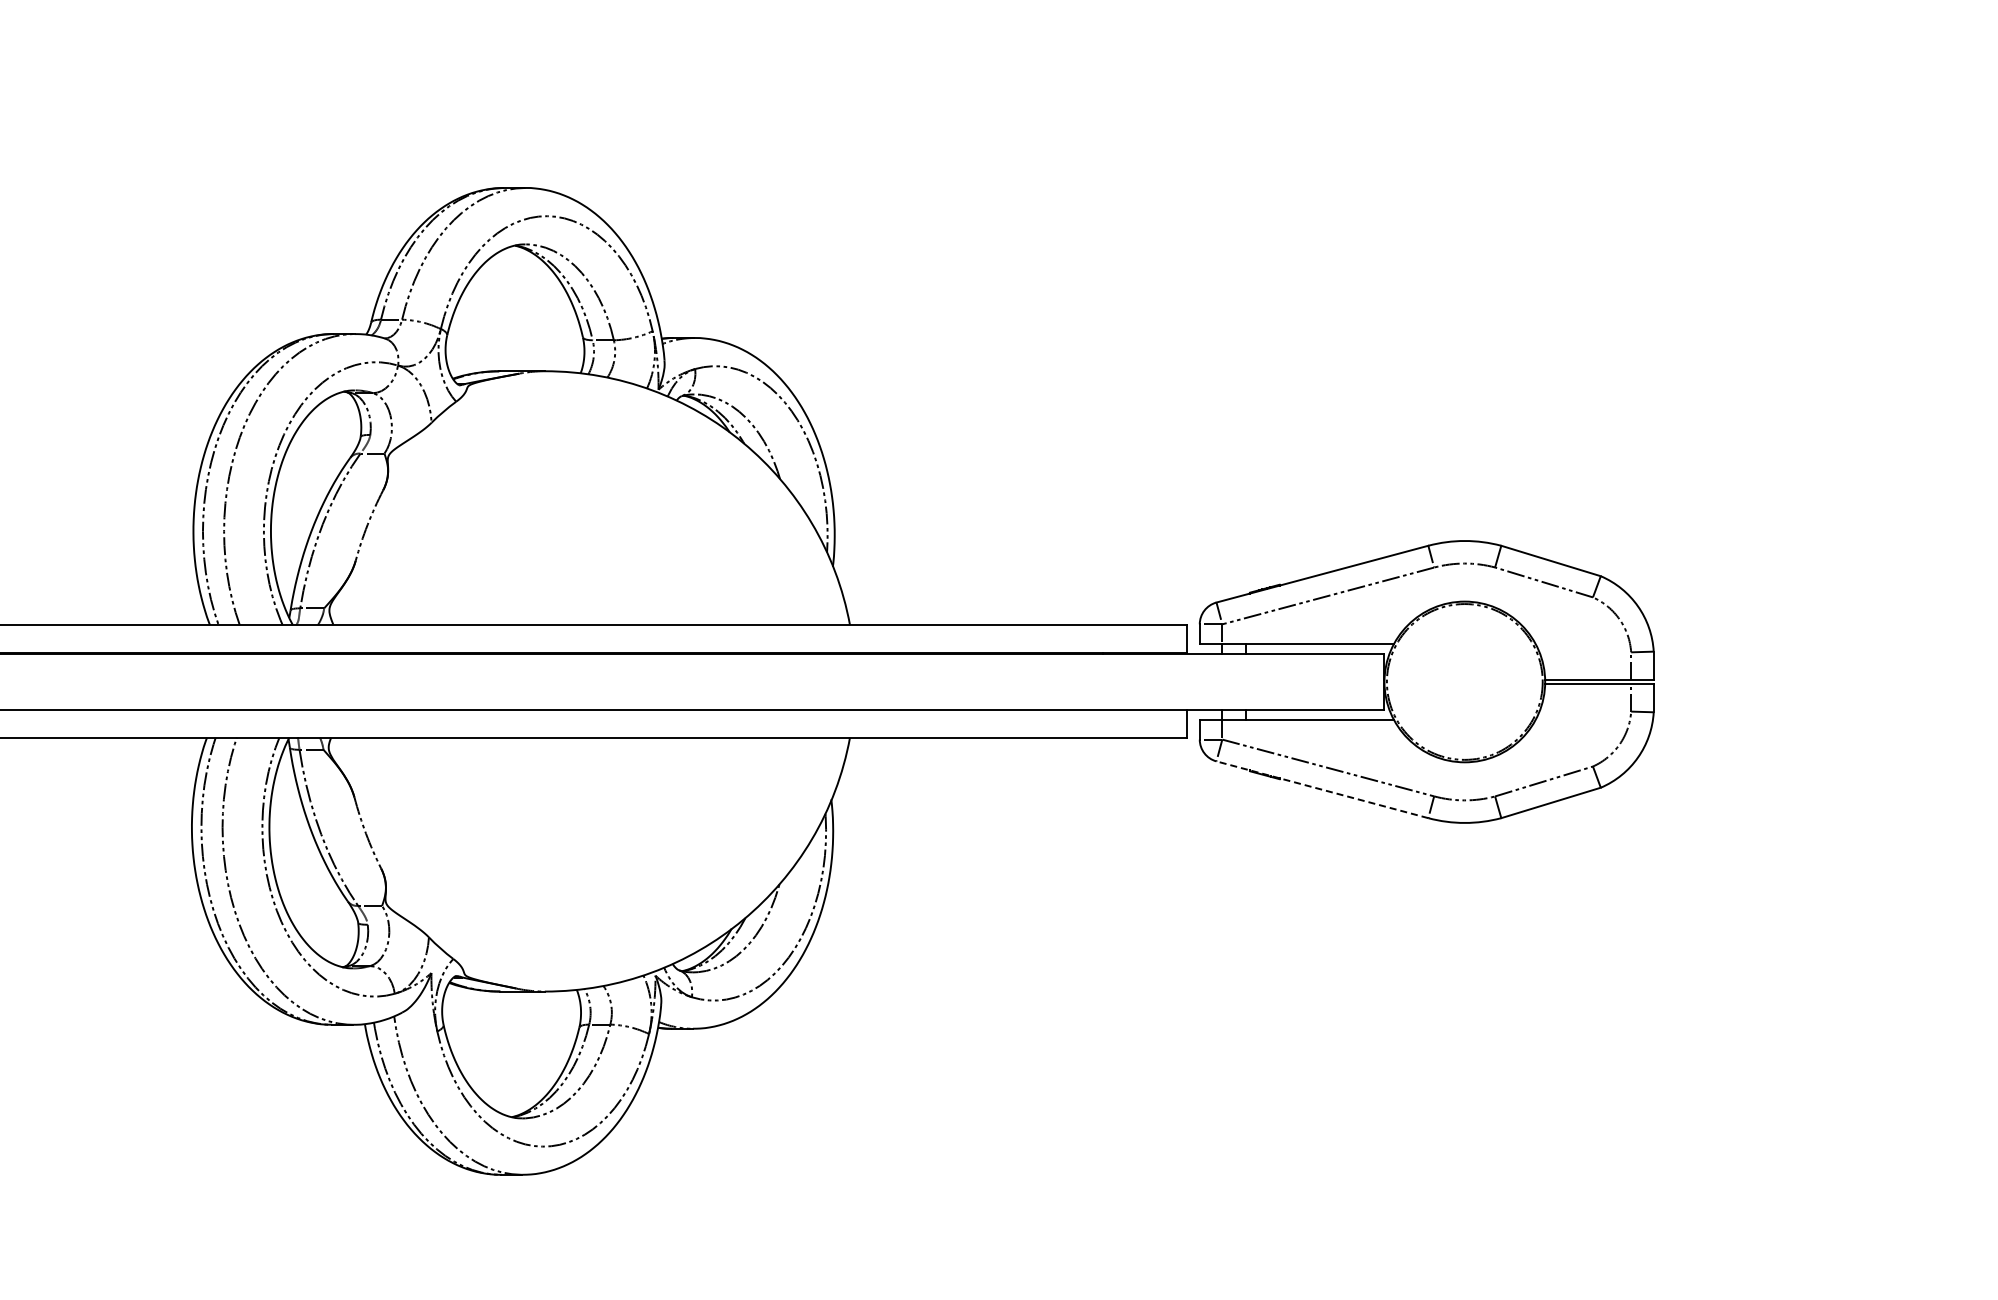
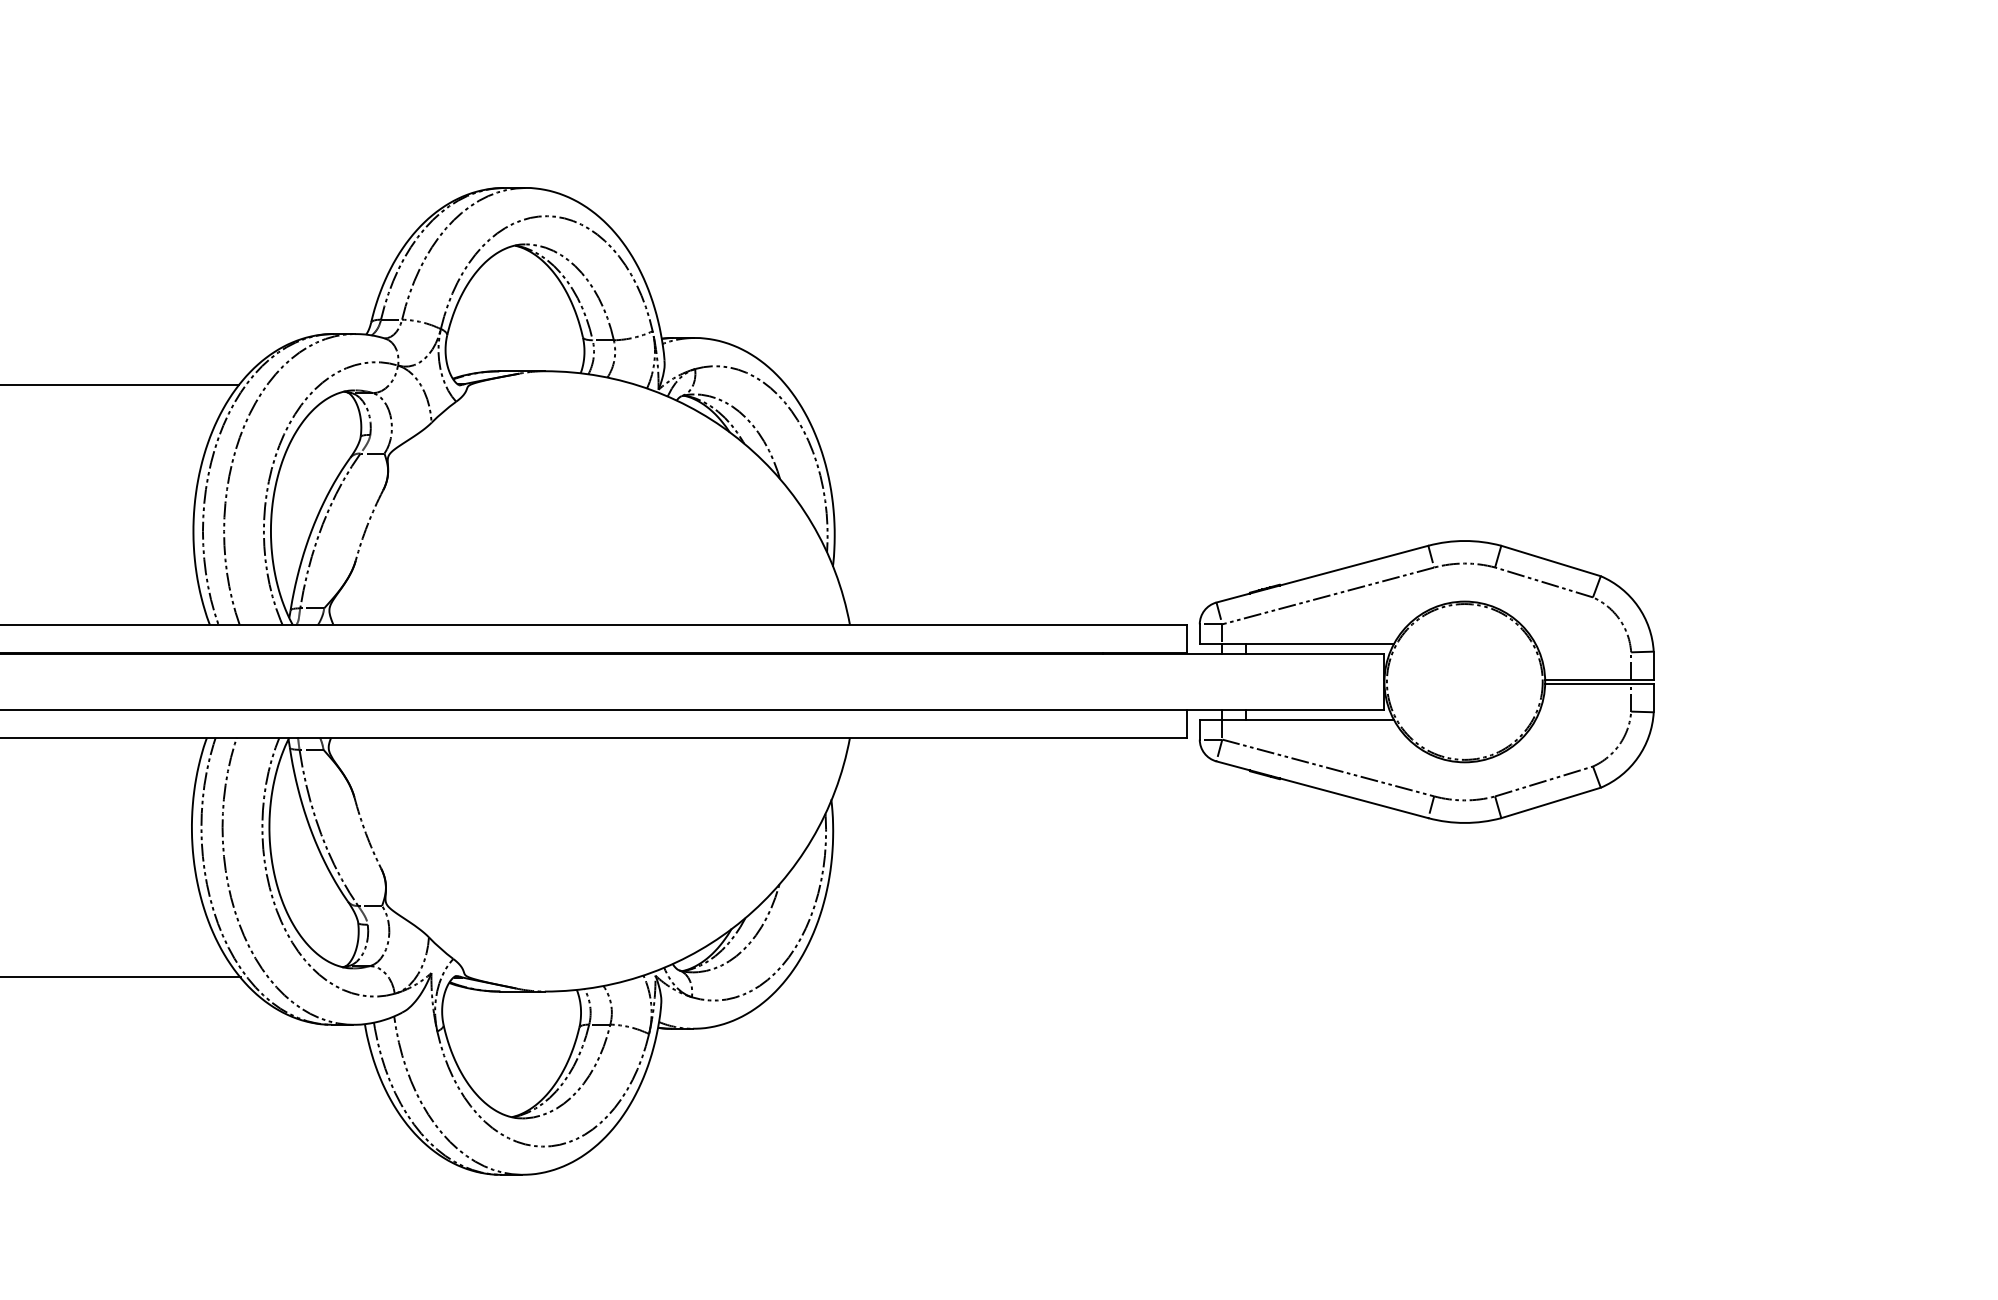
line: none -> present (120, 385)
line: dashed -> solid (1322, 789)
line: none -> present (121, 977)
